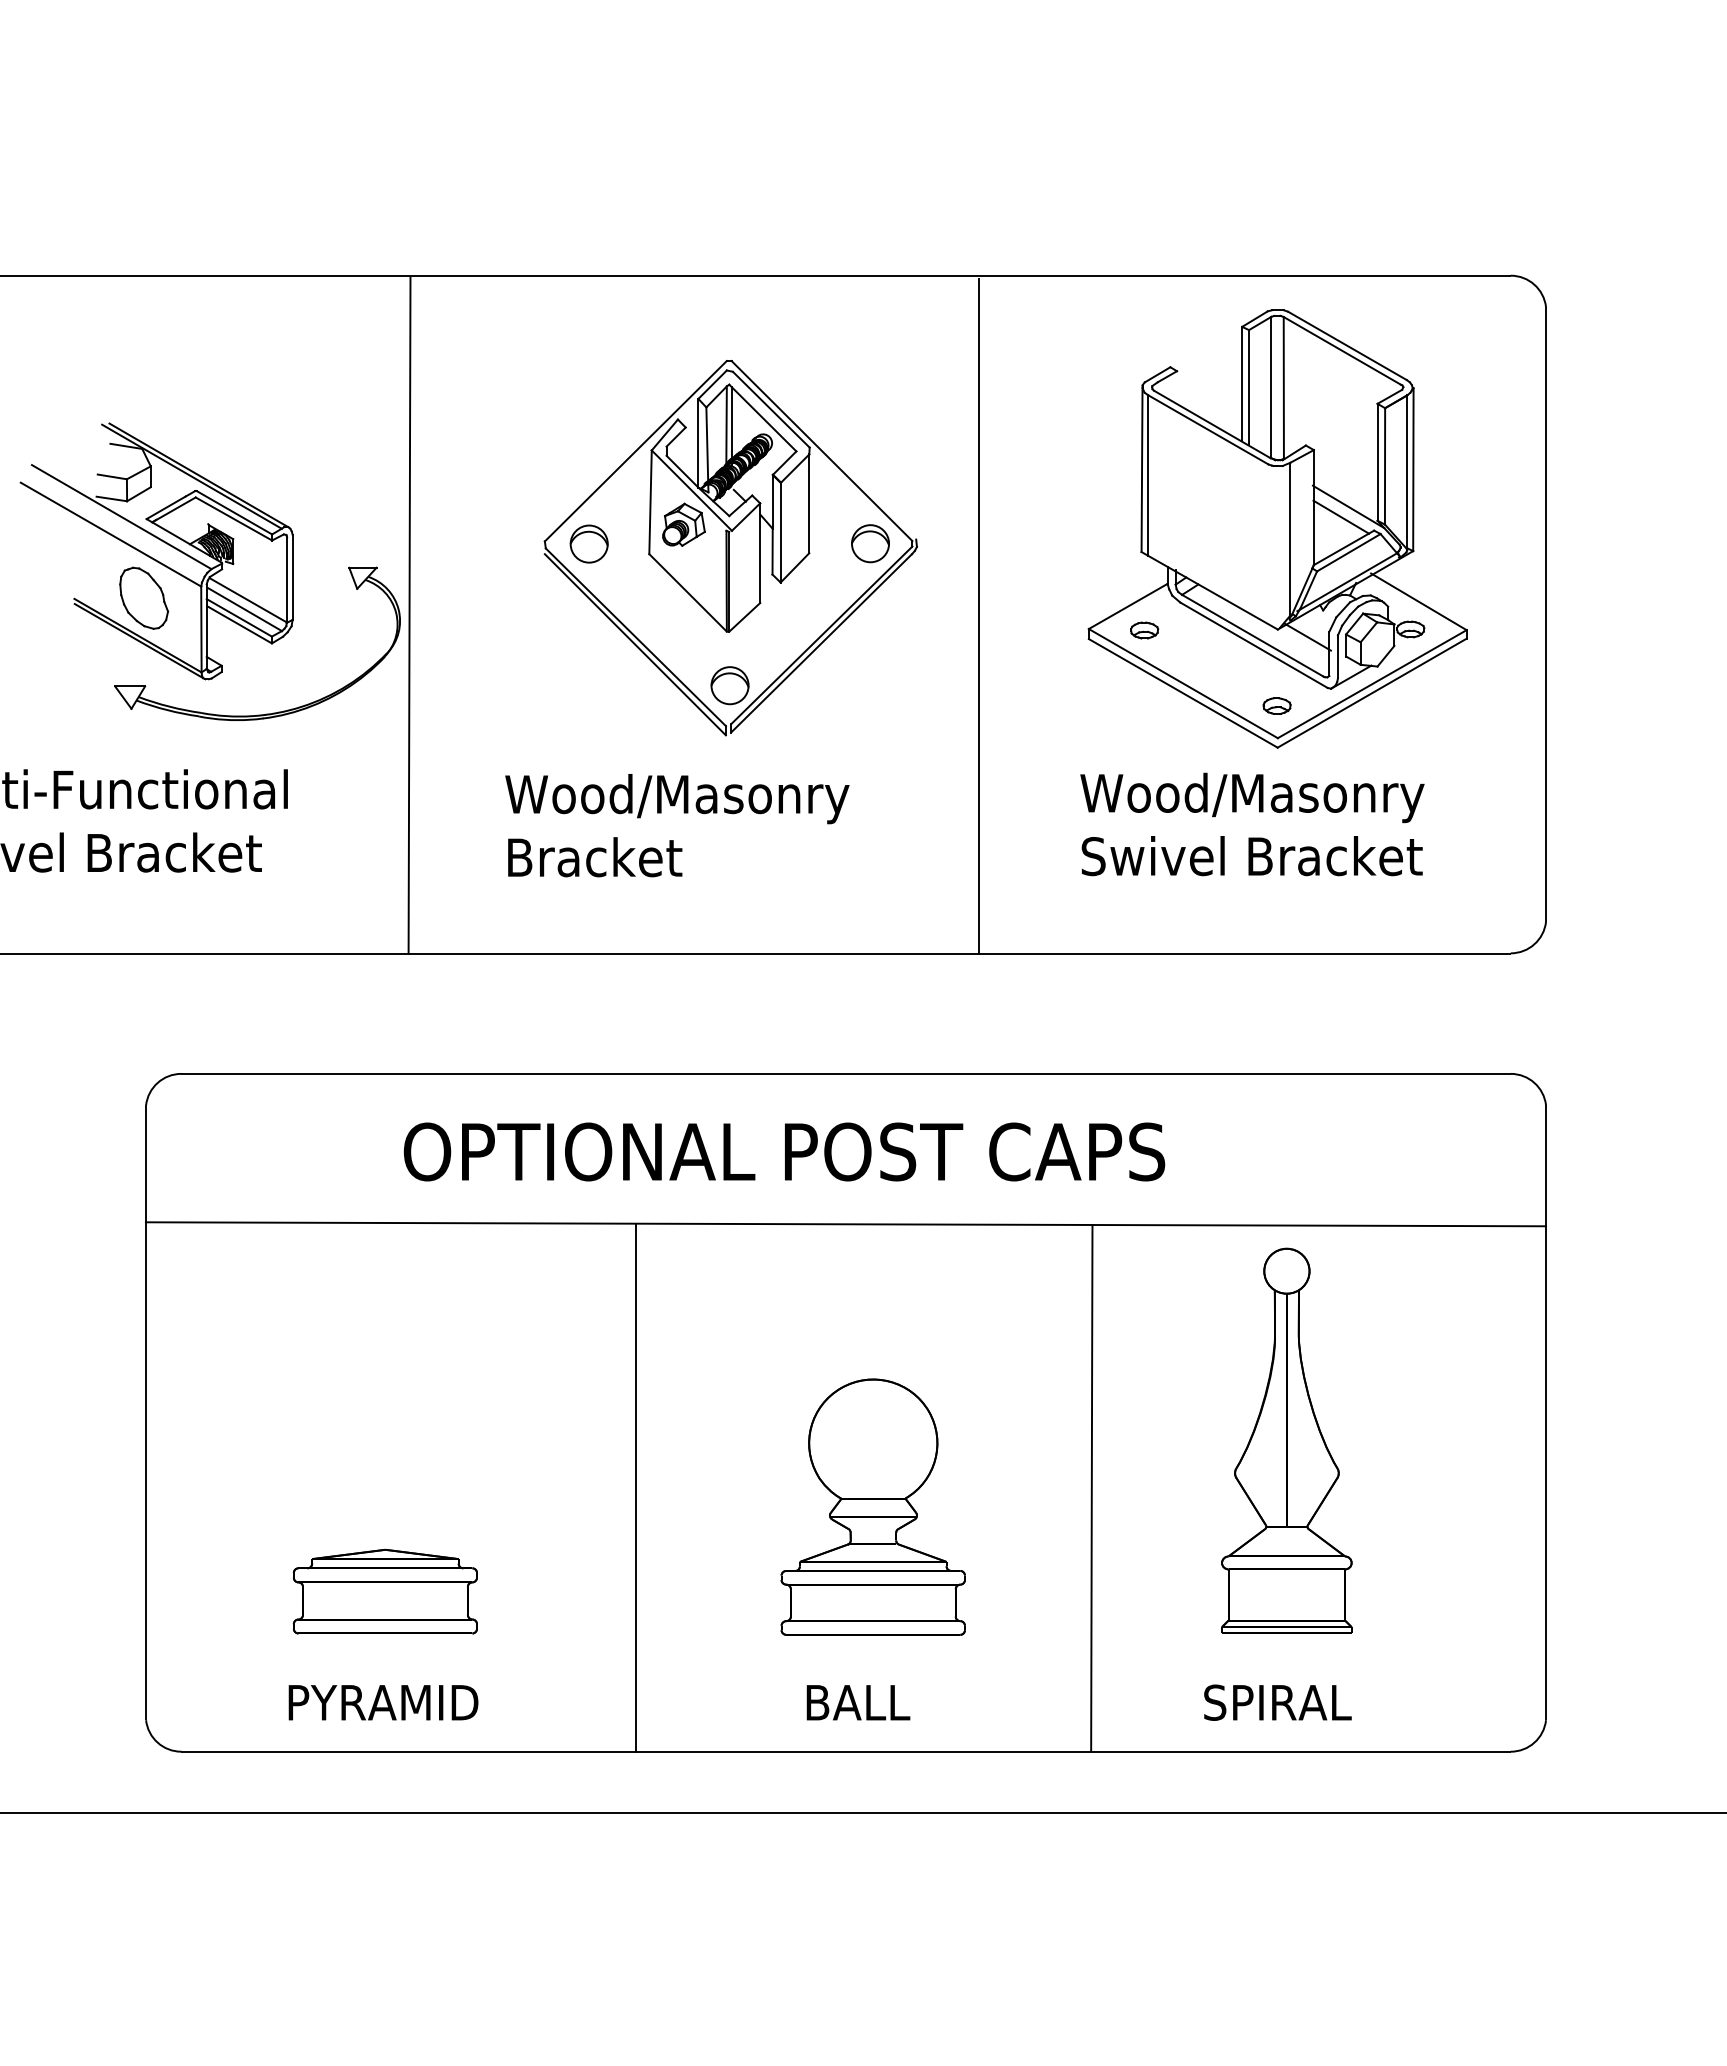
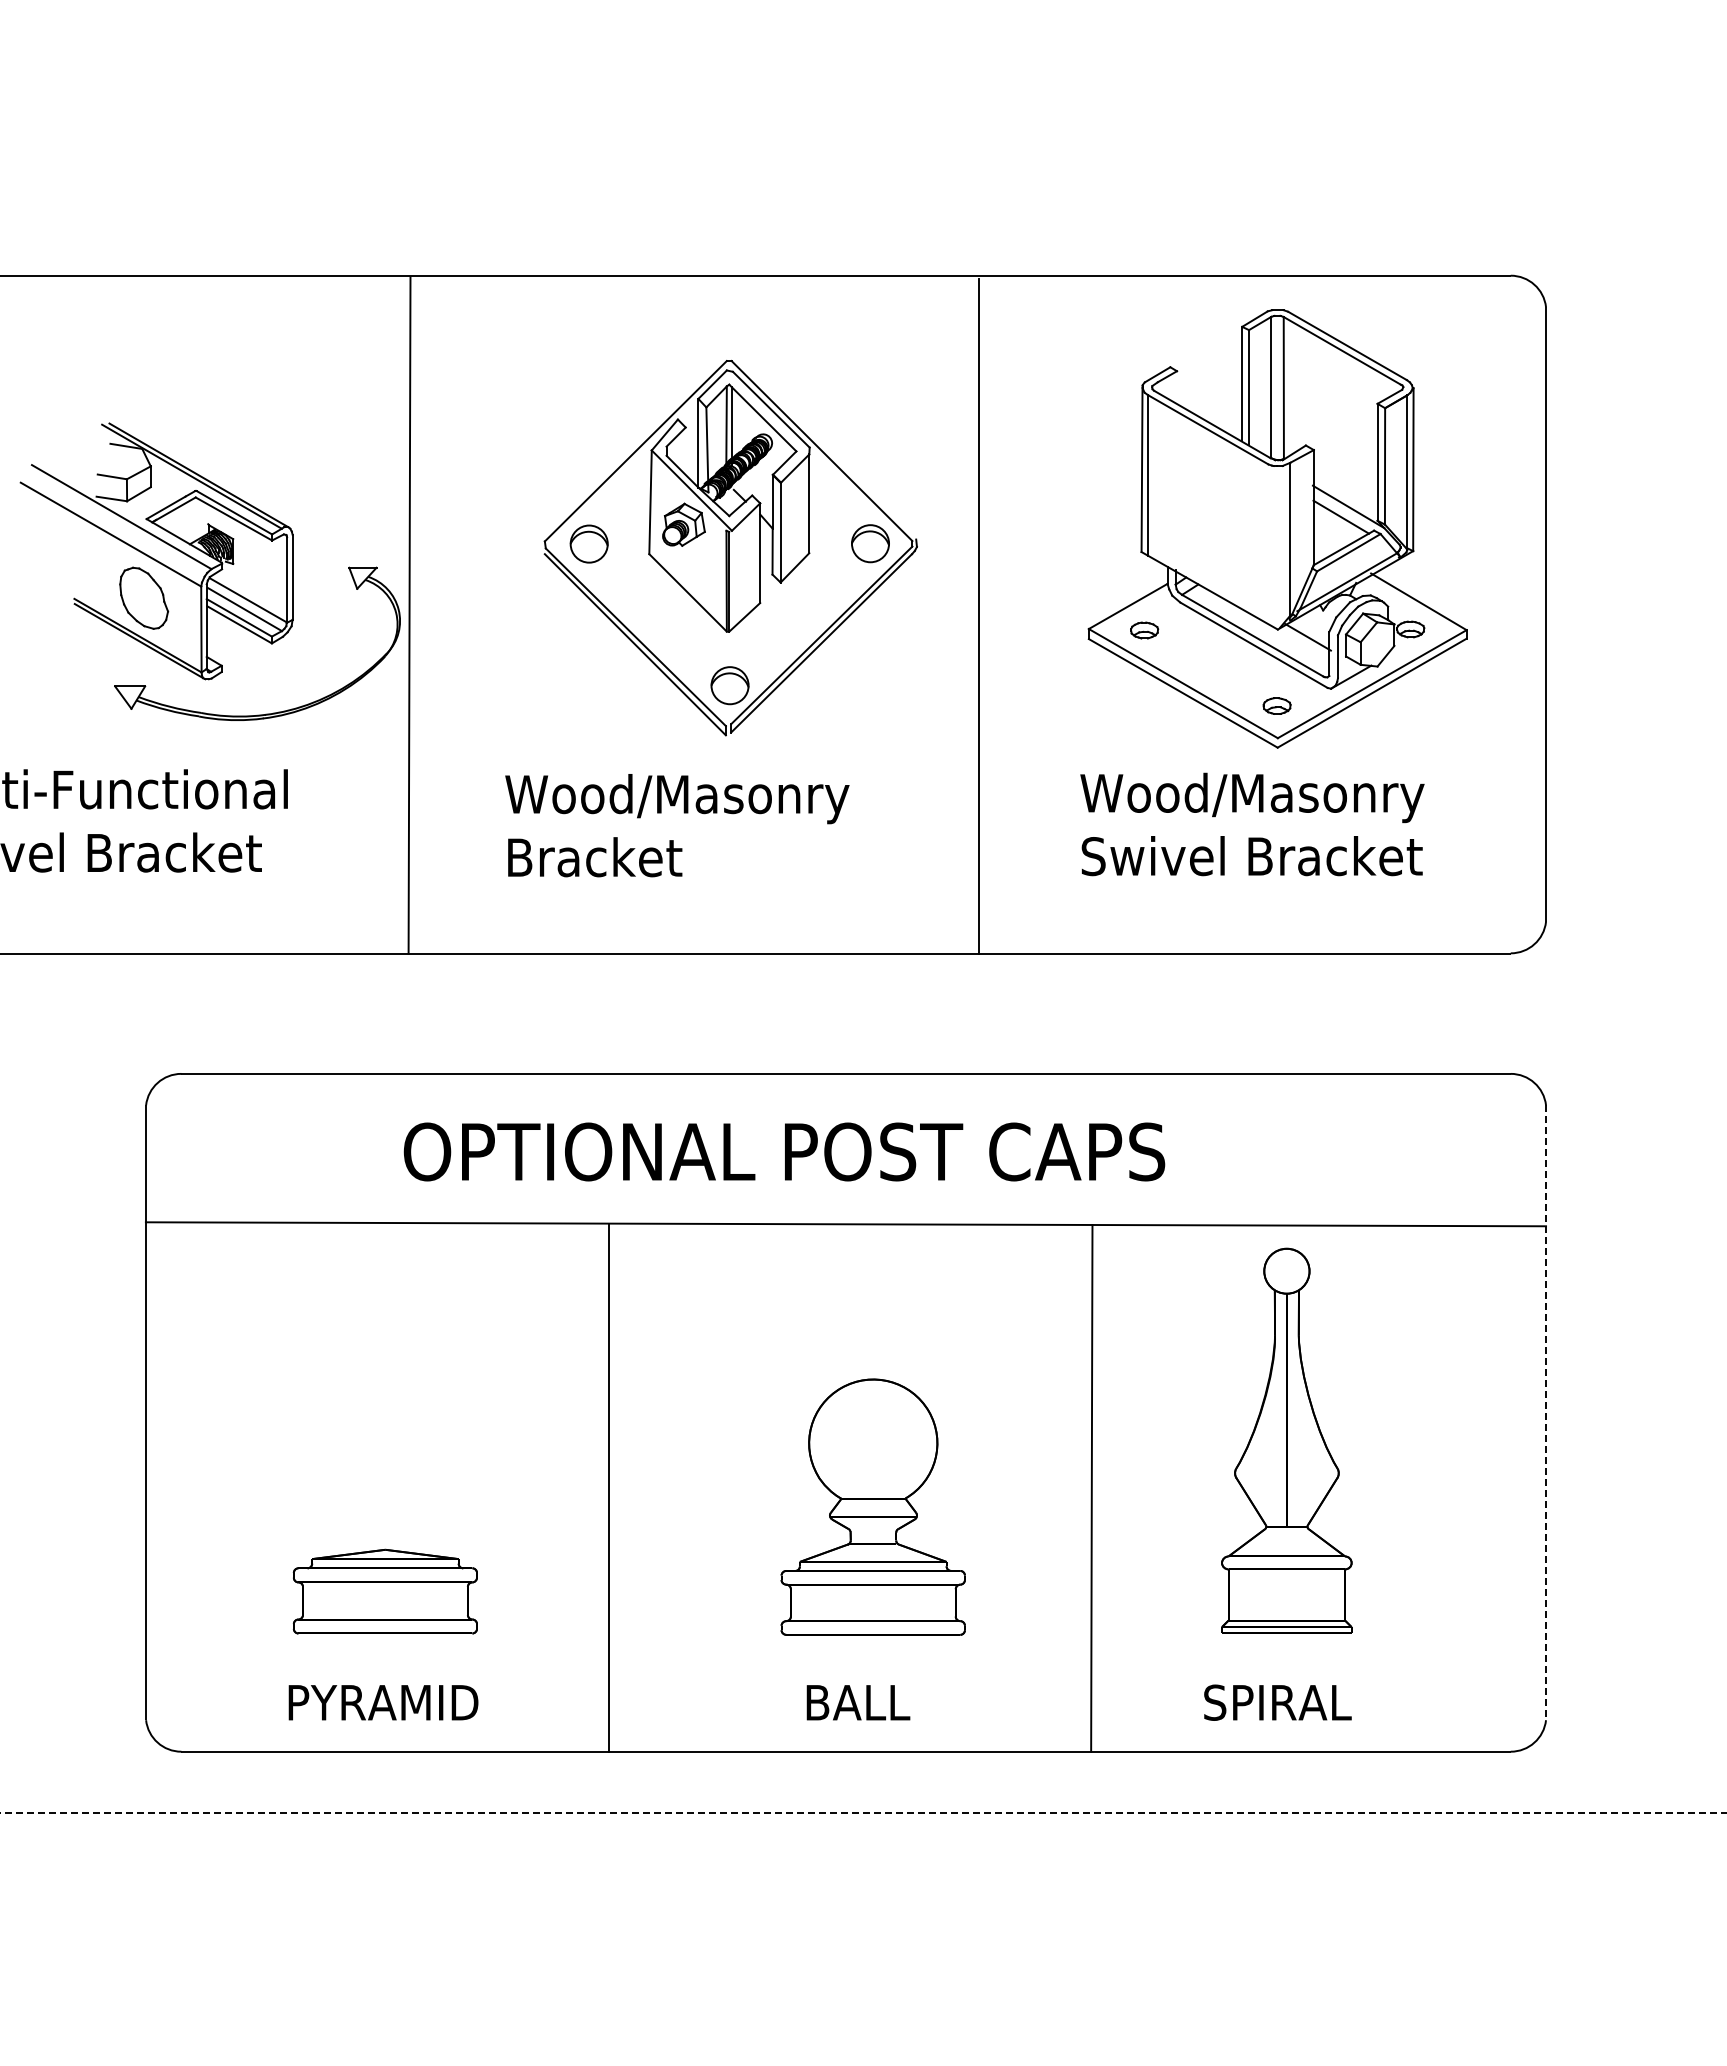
line: solid -> dashed (1546, 1413)
line position: (636, 1487) -> (609, 1487) (609, 1487)
line: solid -> dashed (863, 1813)
